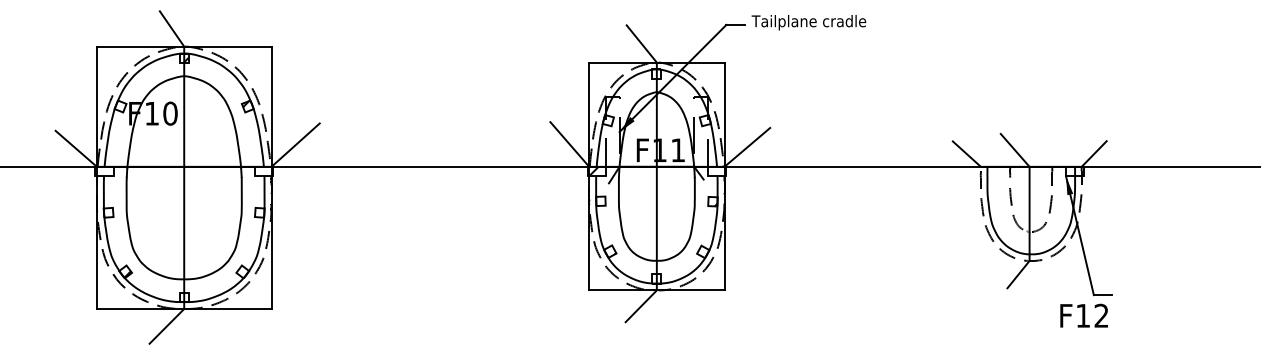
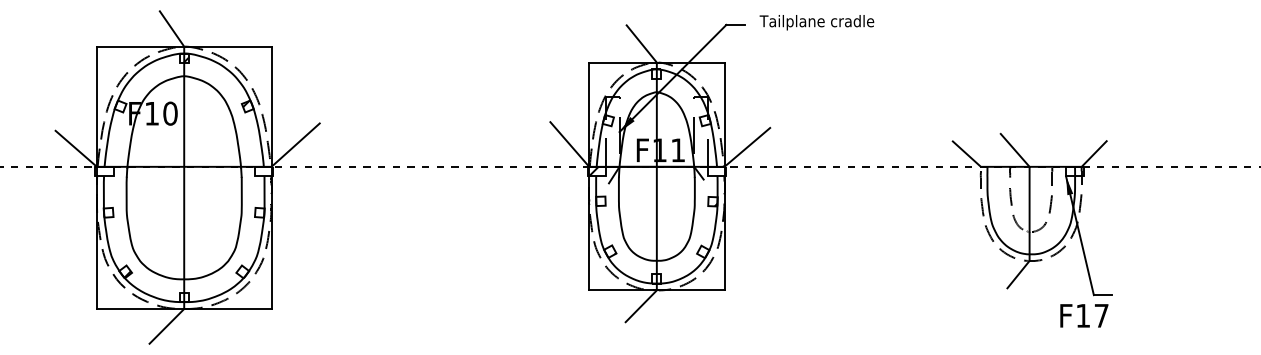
text position: (808, 22) -> (816, 22) (816, 22)
line: solid -> dashed (631, 166)
text: F12 -> F17 (1101, 315)
